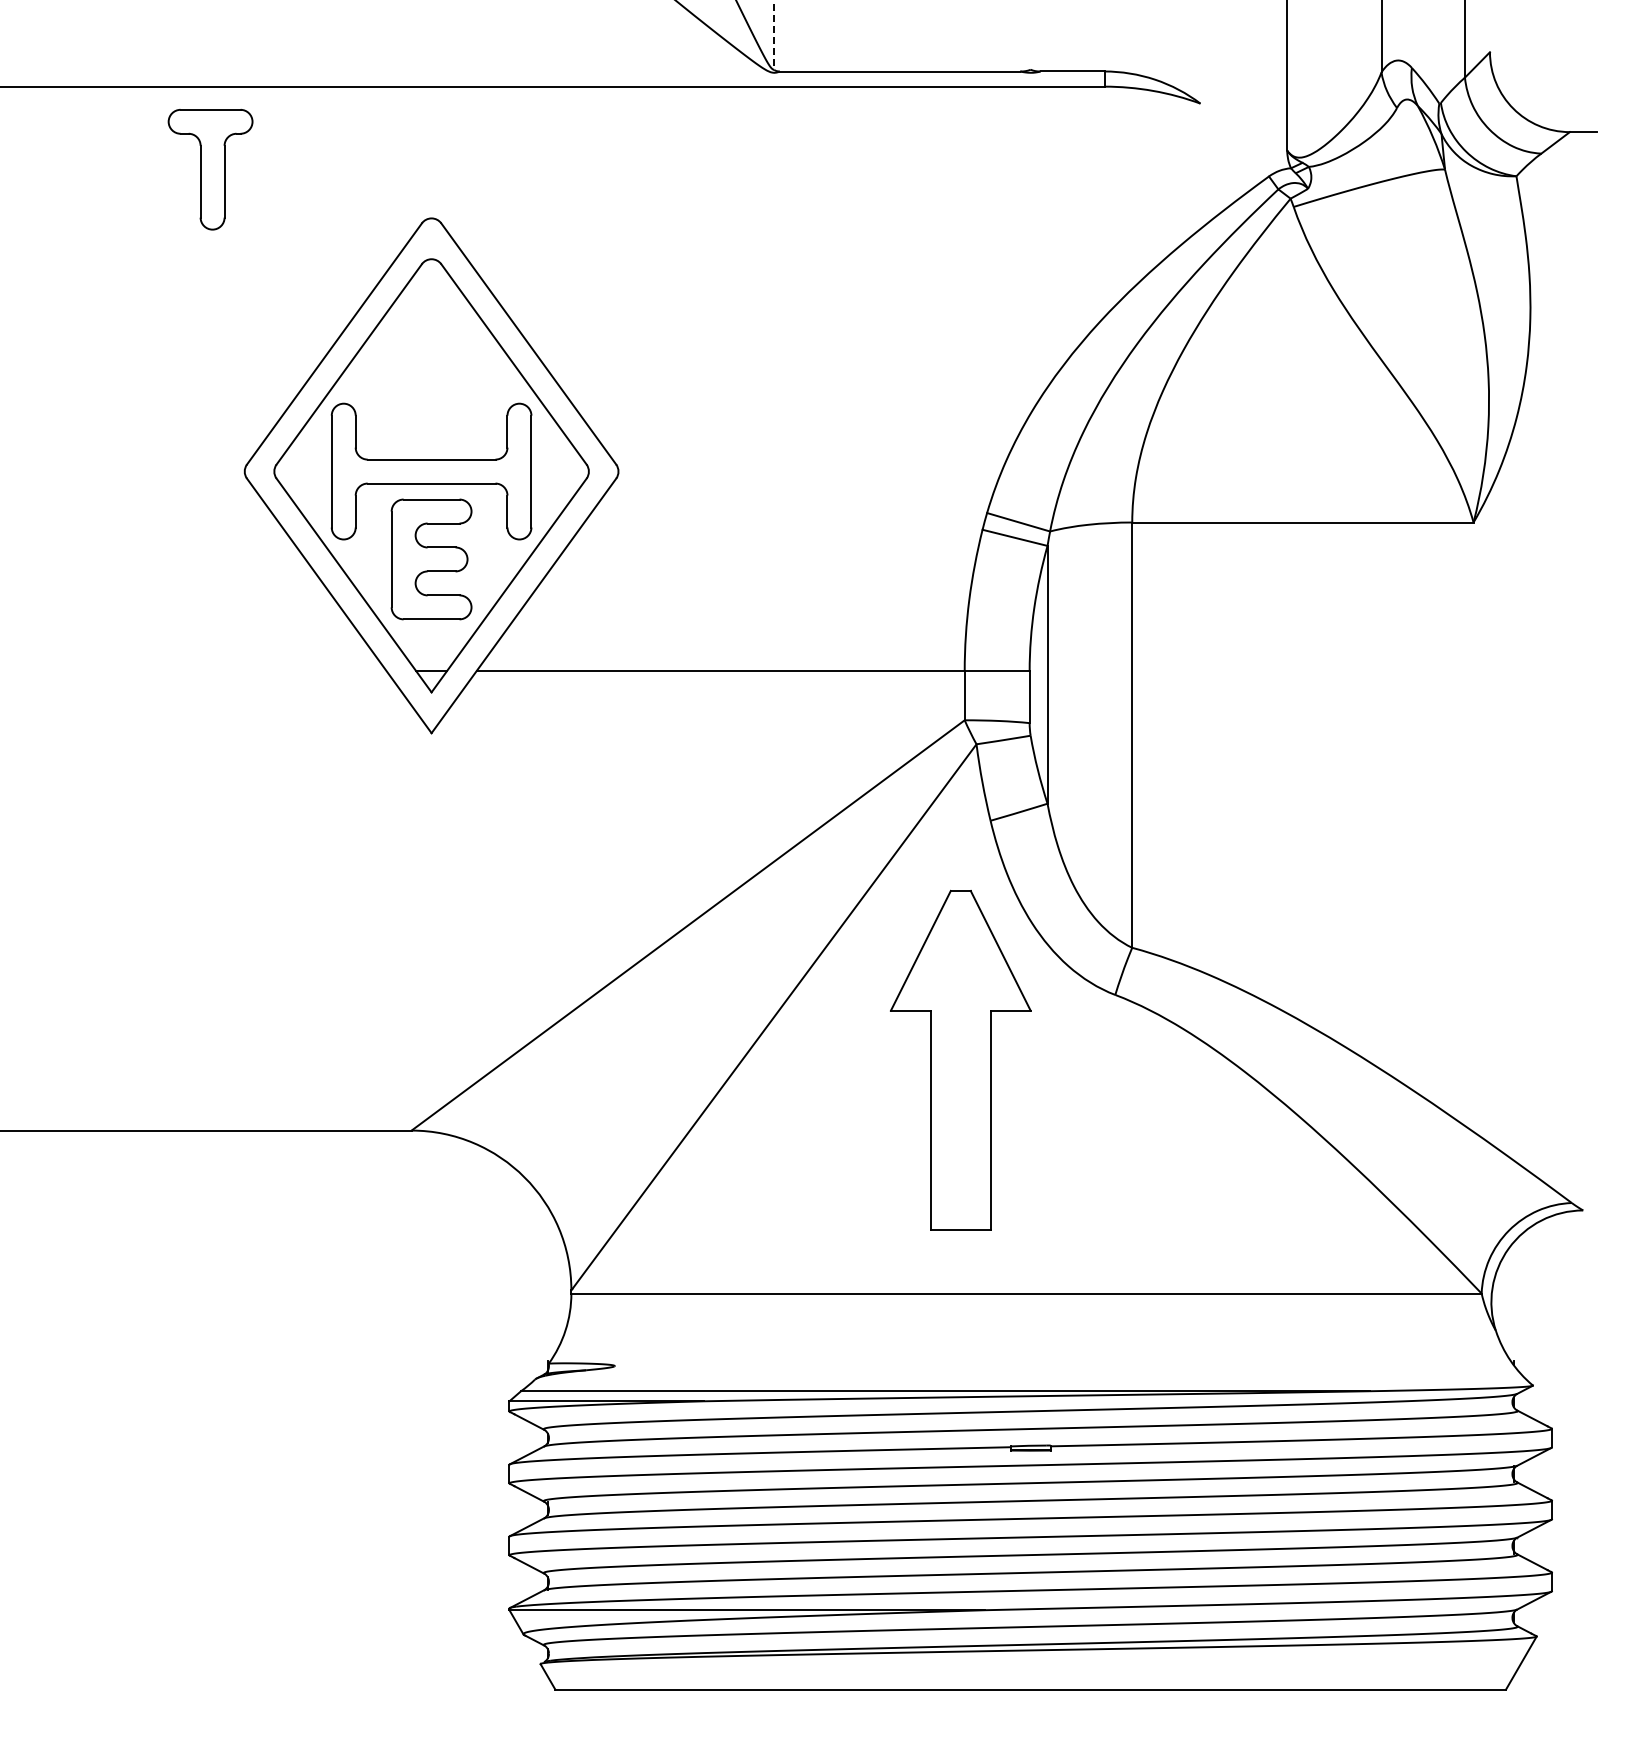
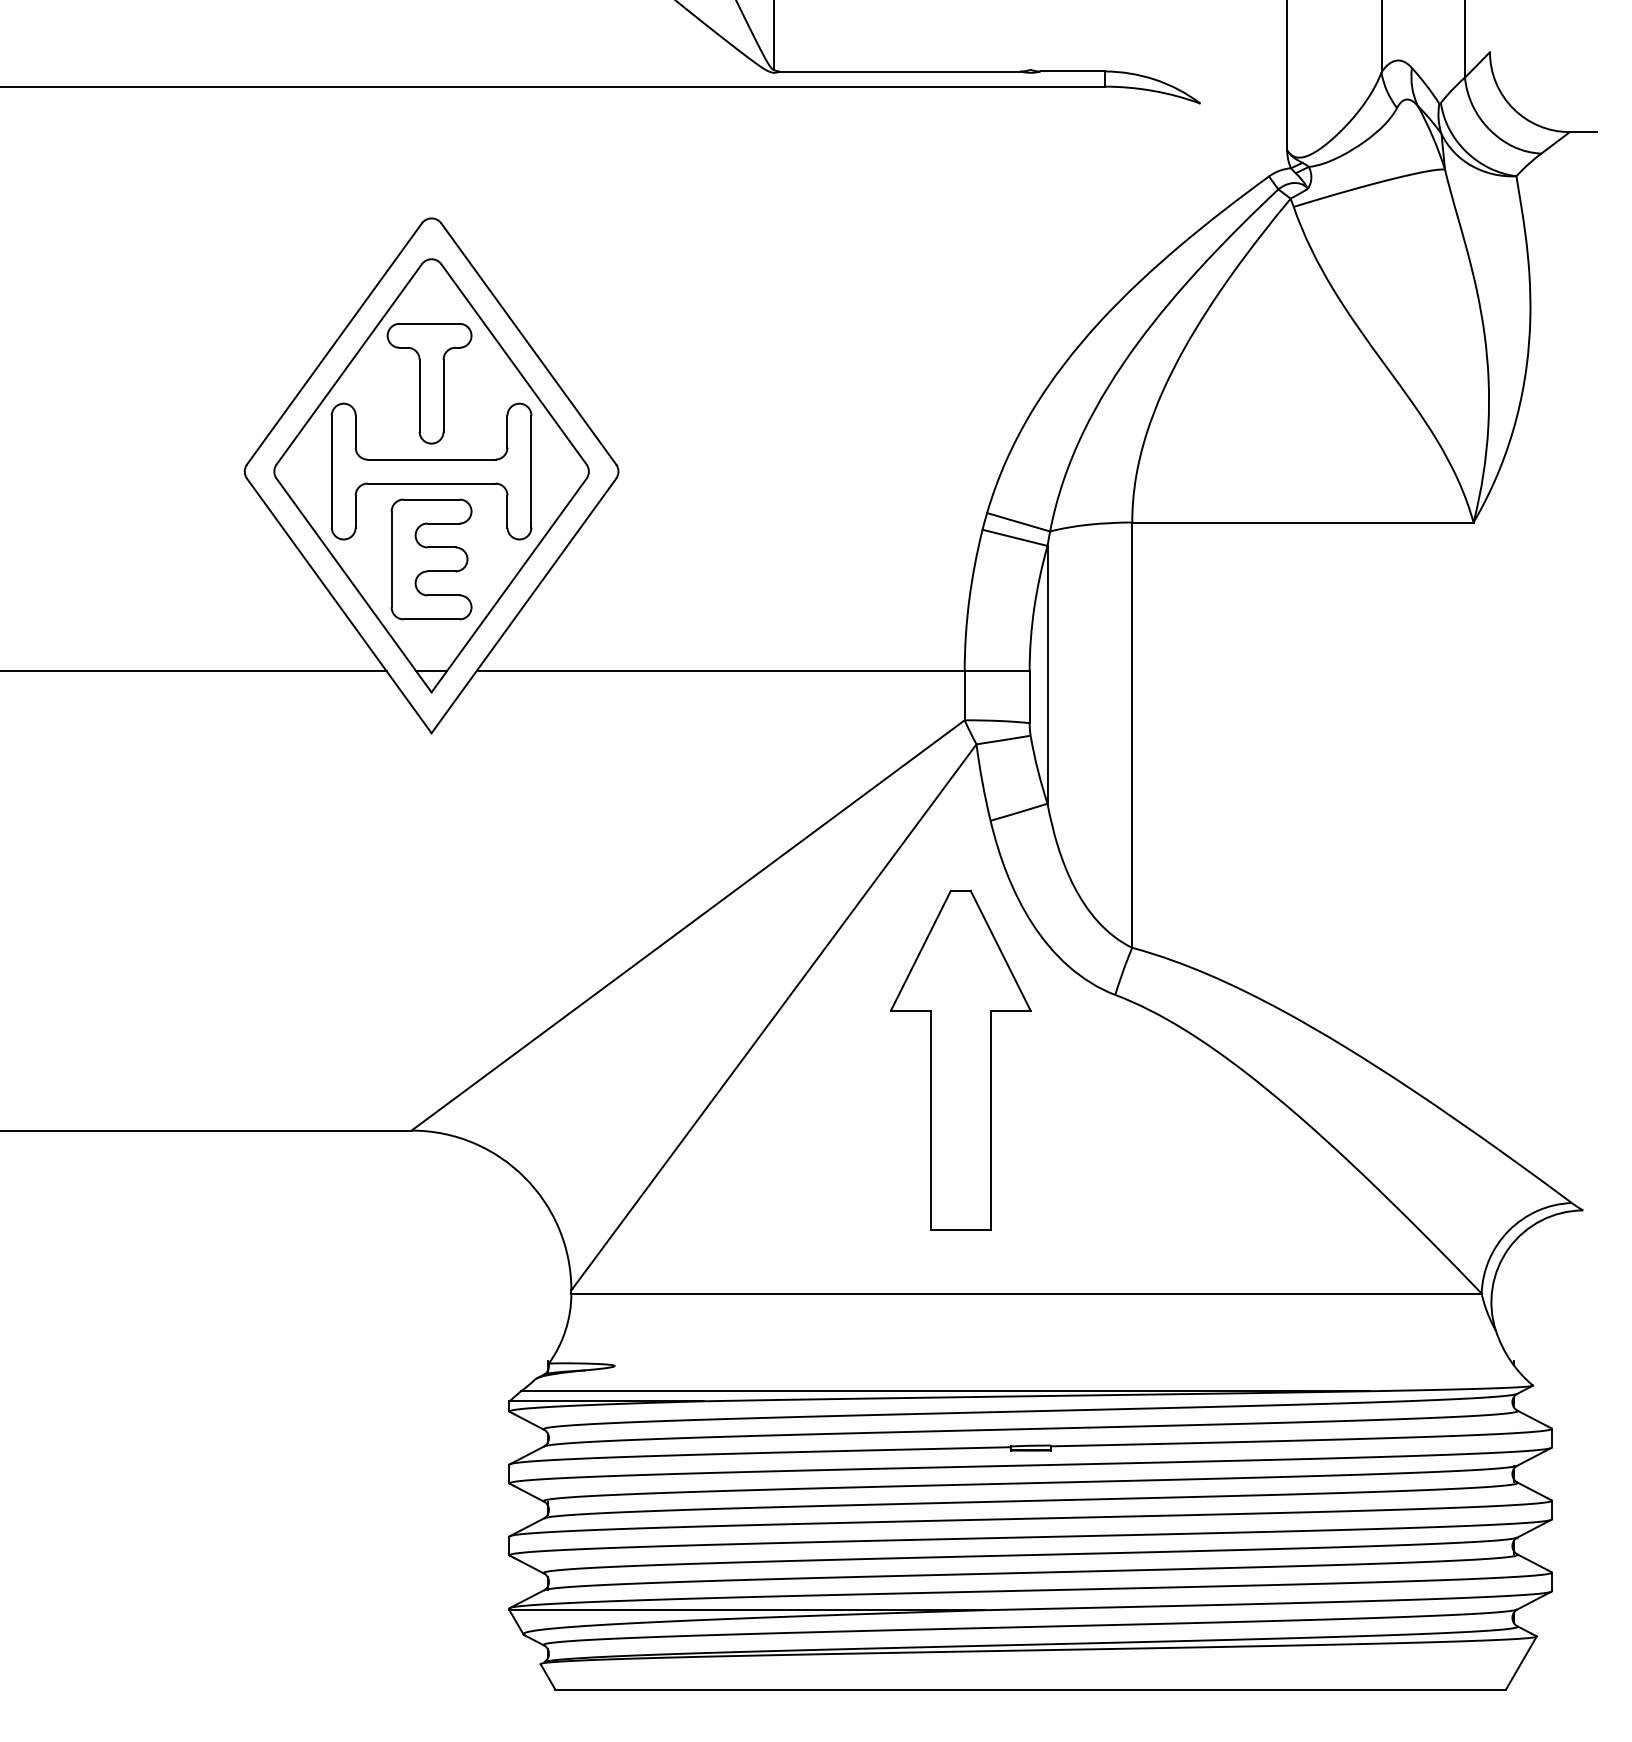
line: dashed -> solid (774, 34)
part position: (210, 169) -> (429, 383) (429, 383)
line: none -> present (194, 671)
